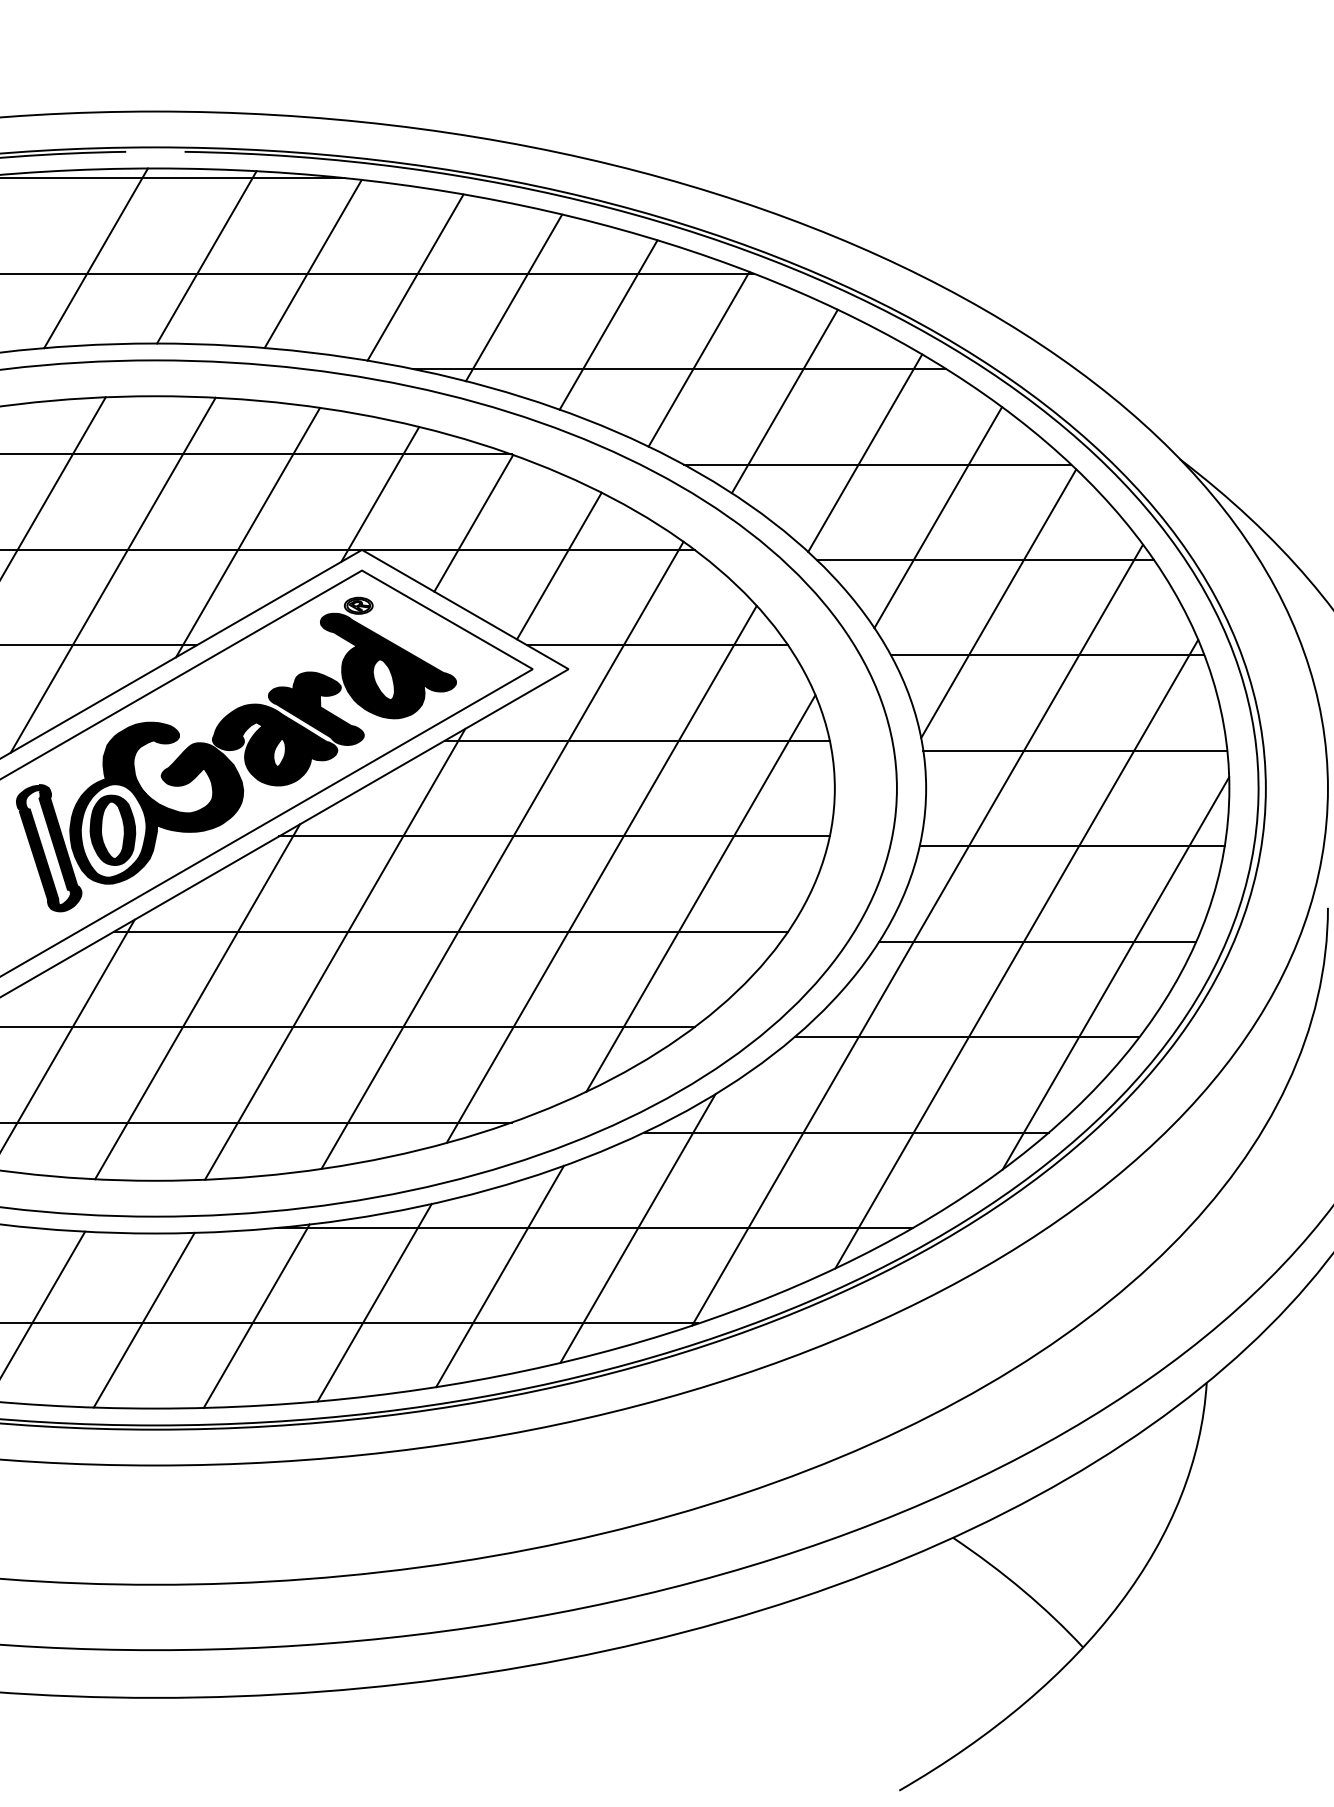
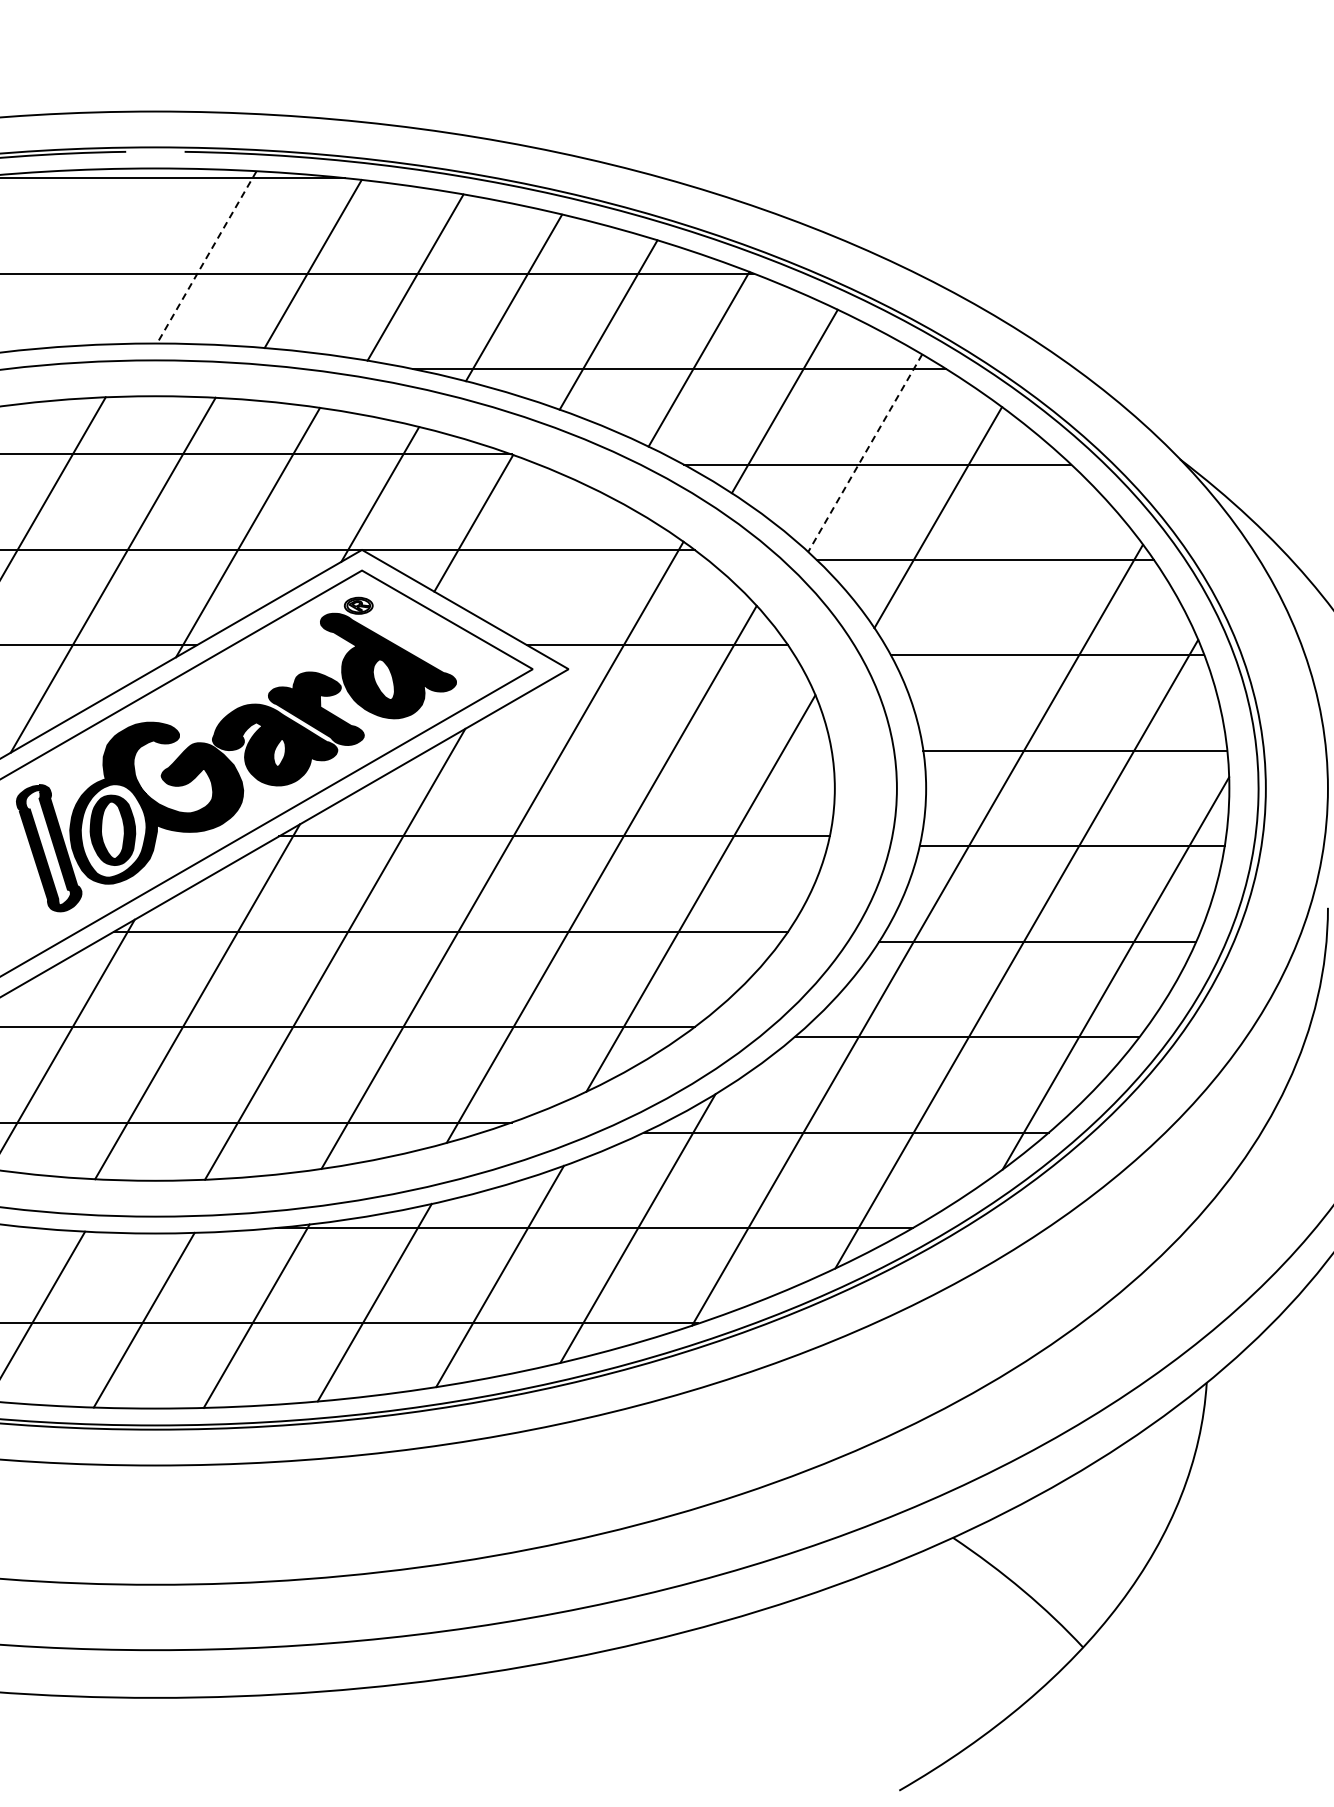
line: solid -> dashed (206, 257)
line: present -> none (95, 258)
line: solid -> dashed (864, 453)
line: present -> none (559, 565)
line: present -> none (998, 603)
line: present -> none (636, 740)
